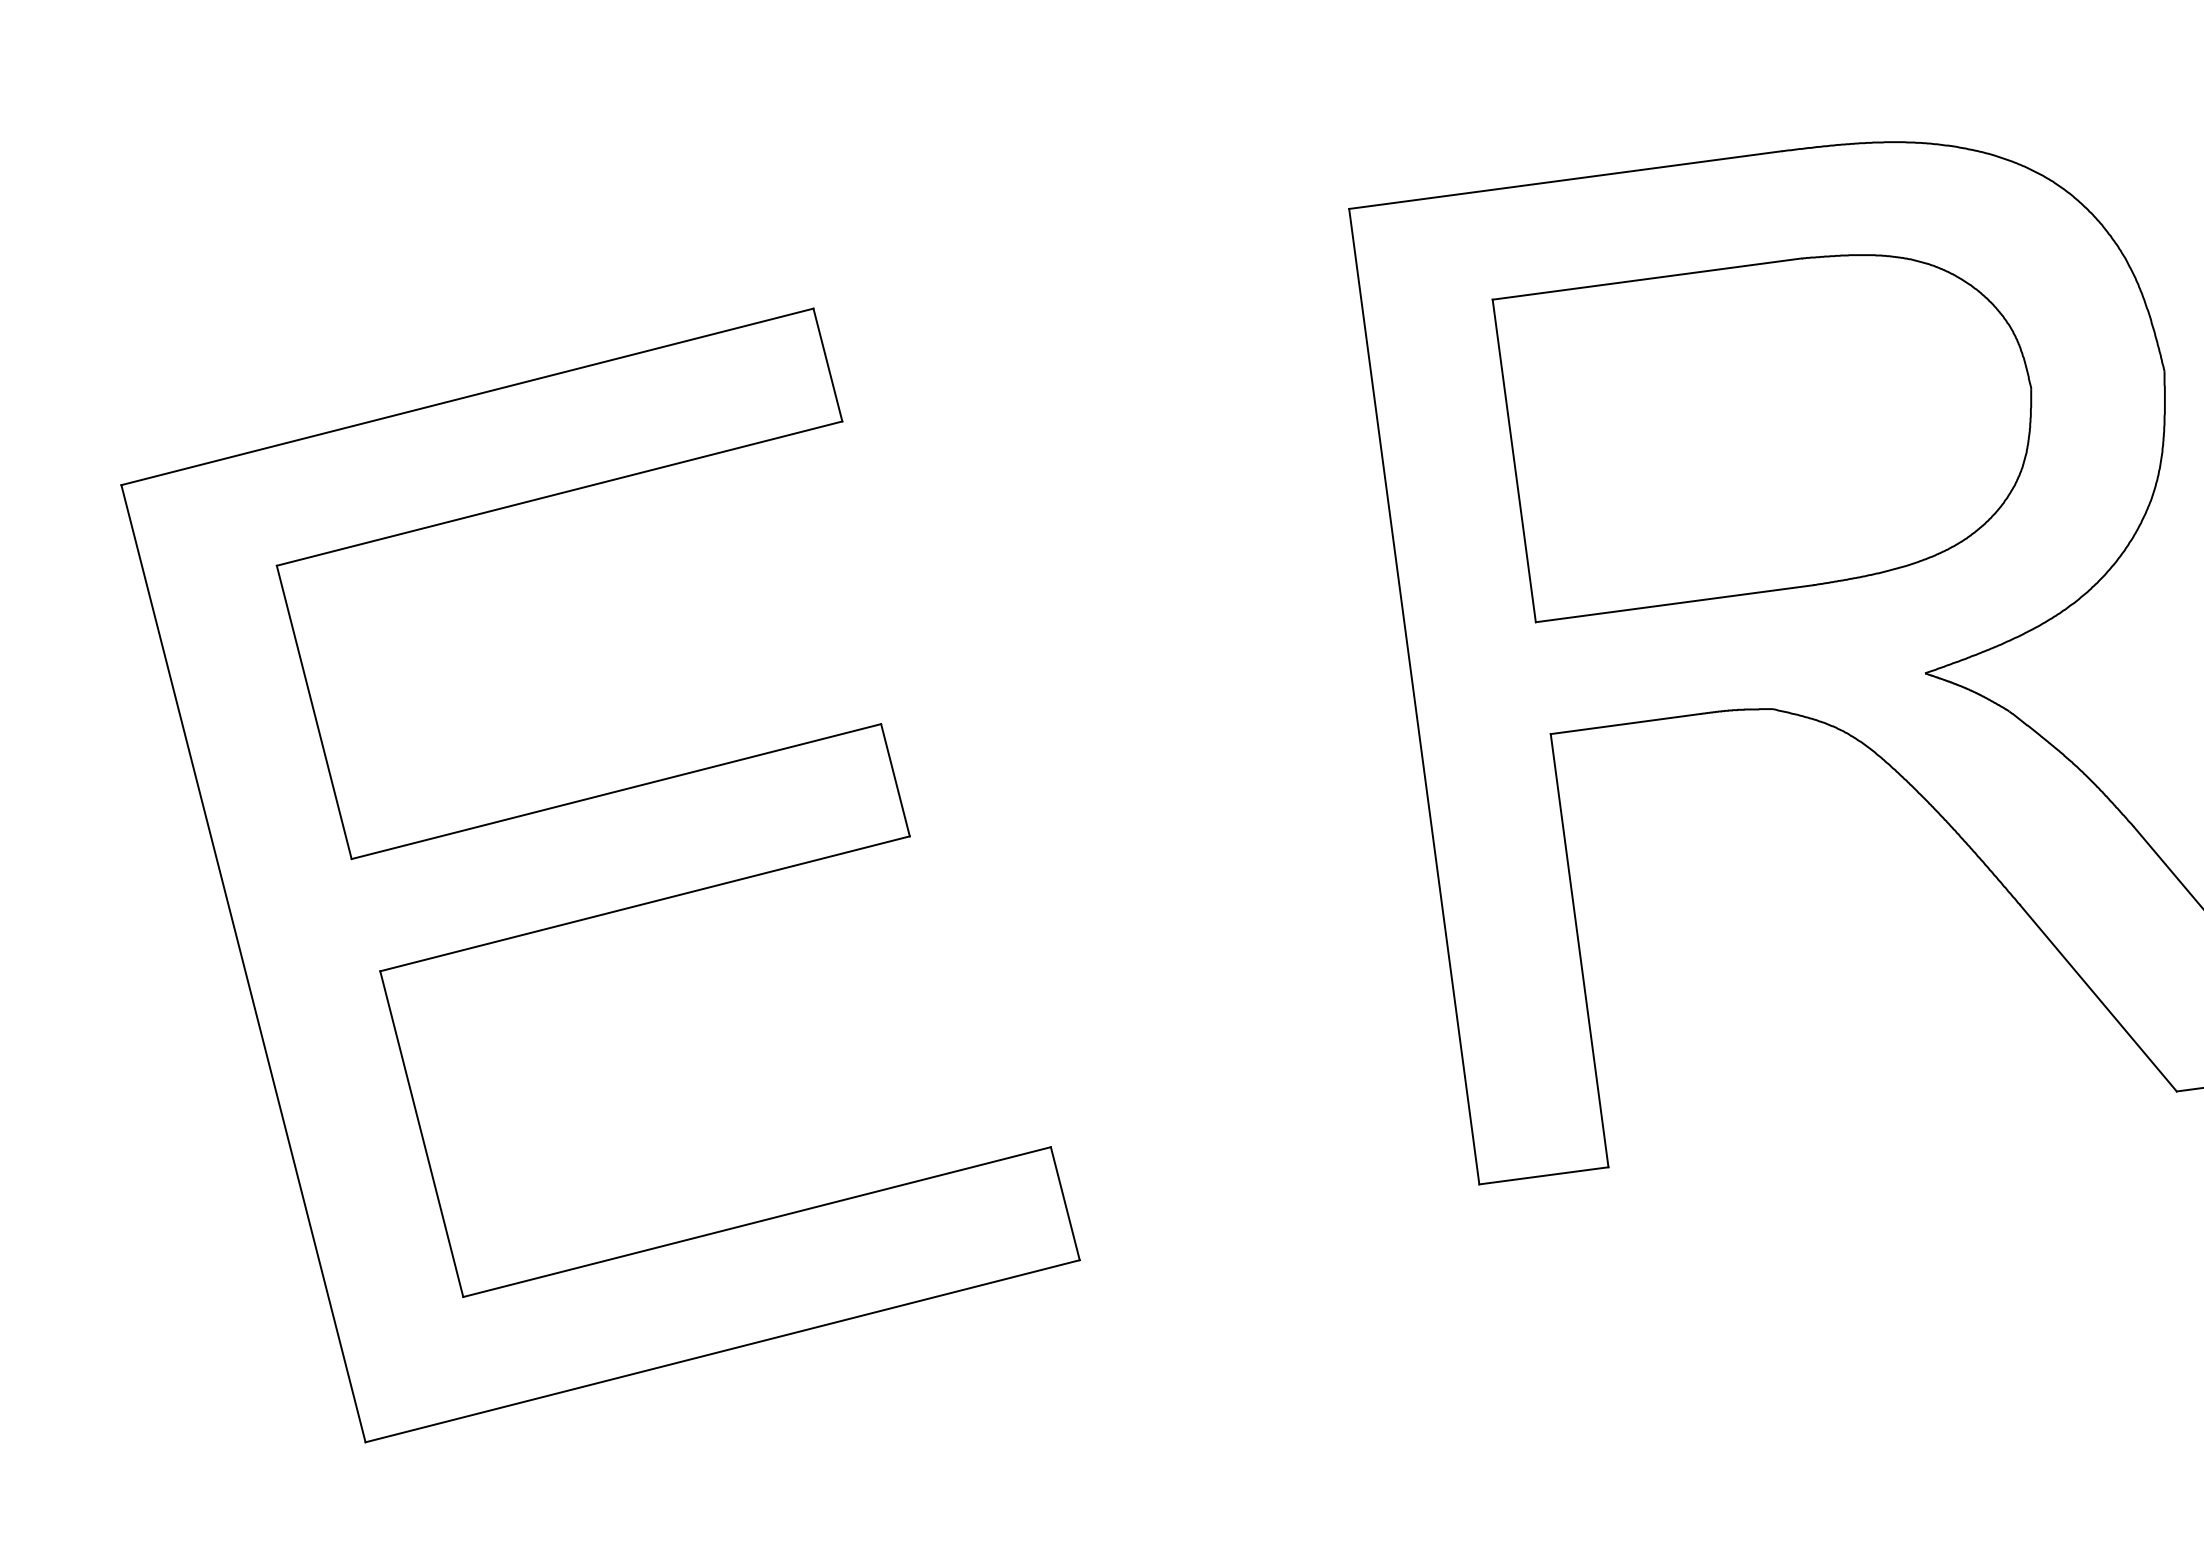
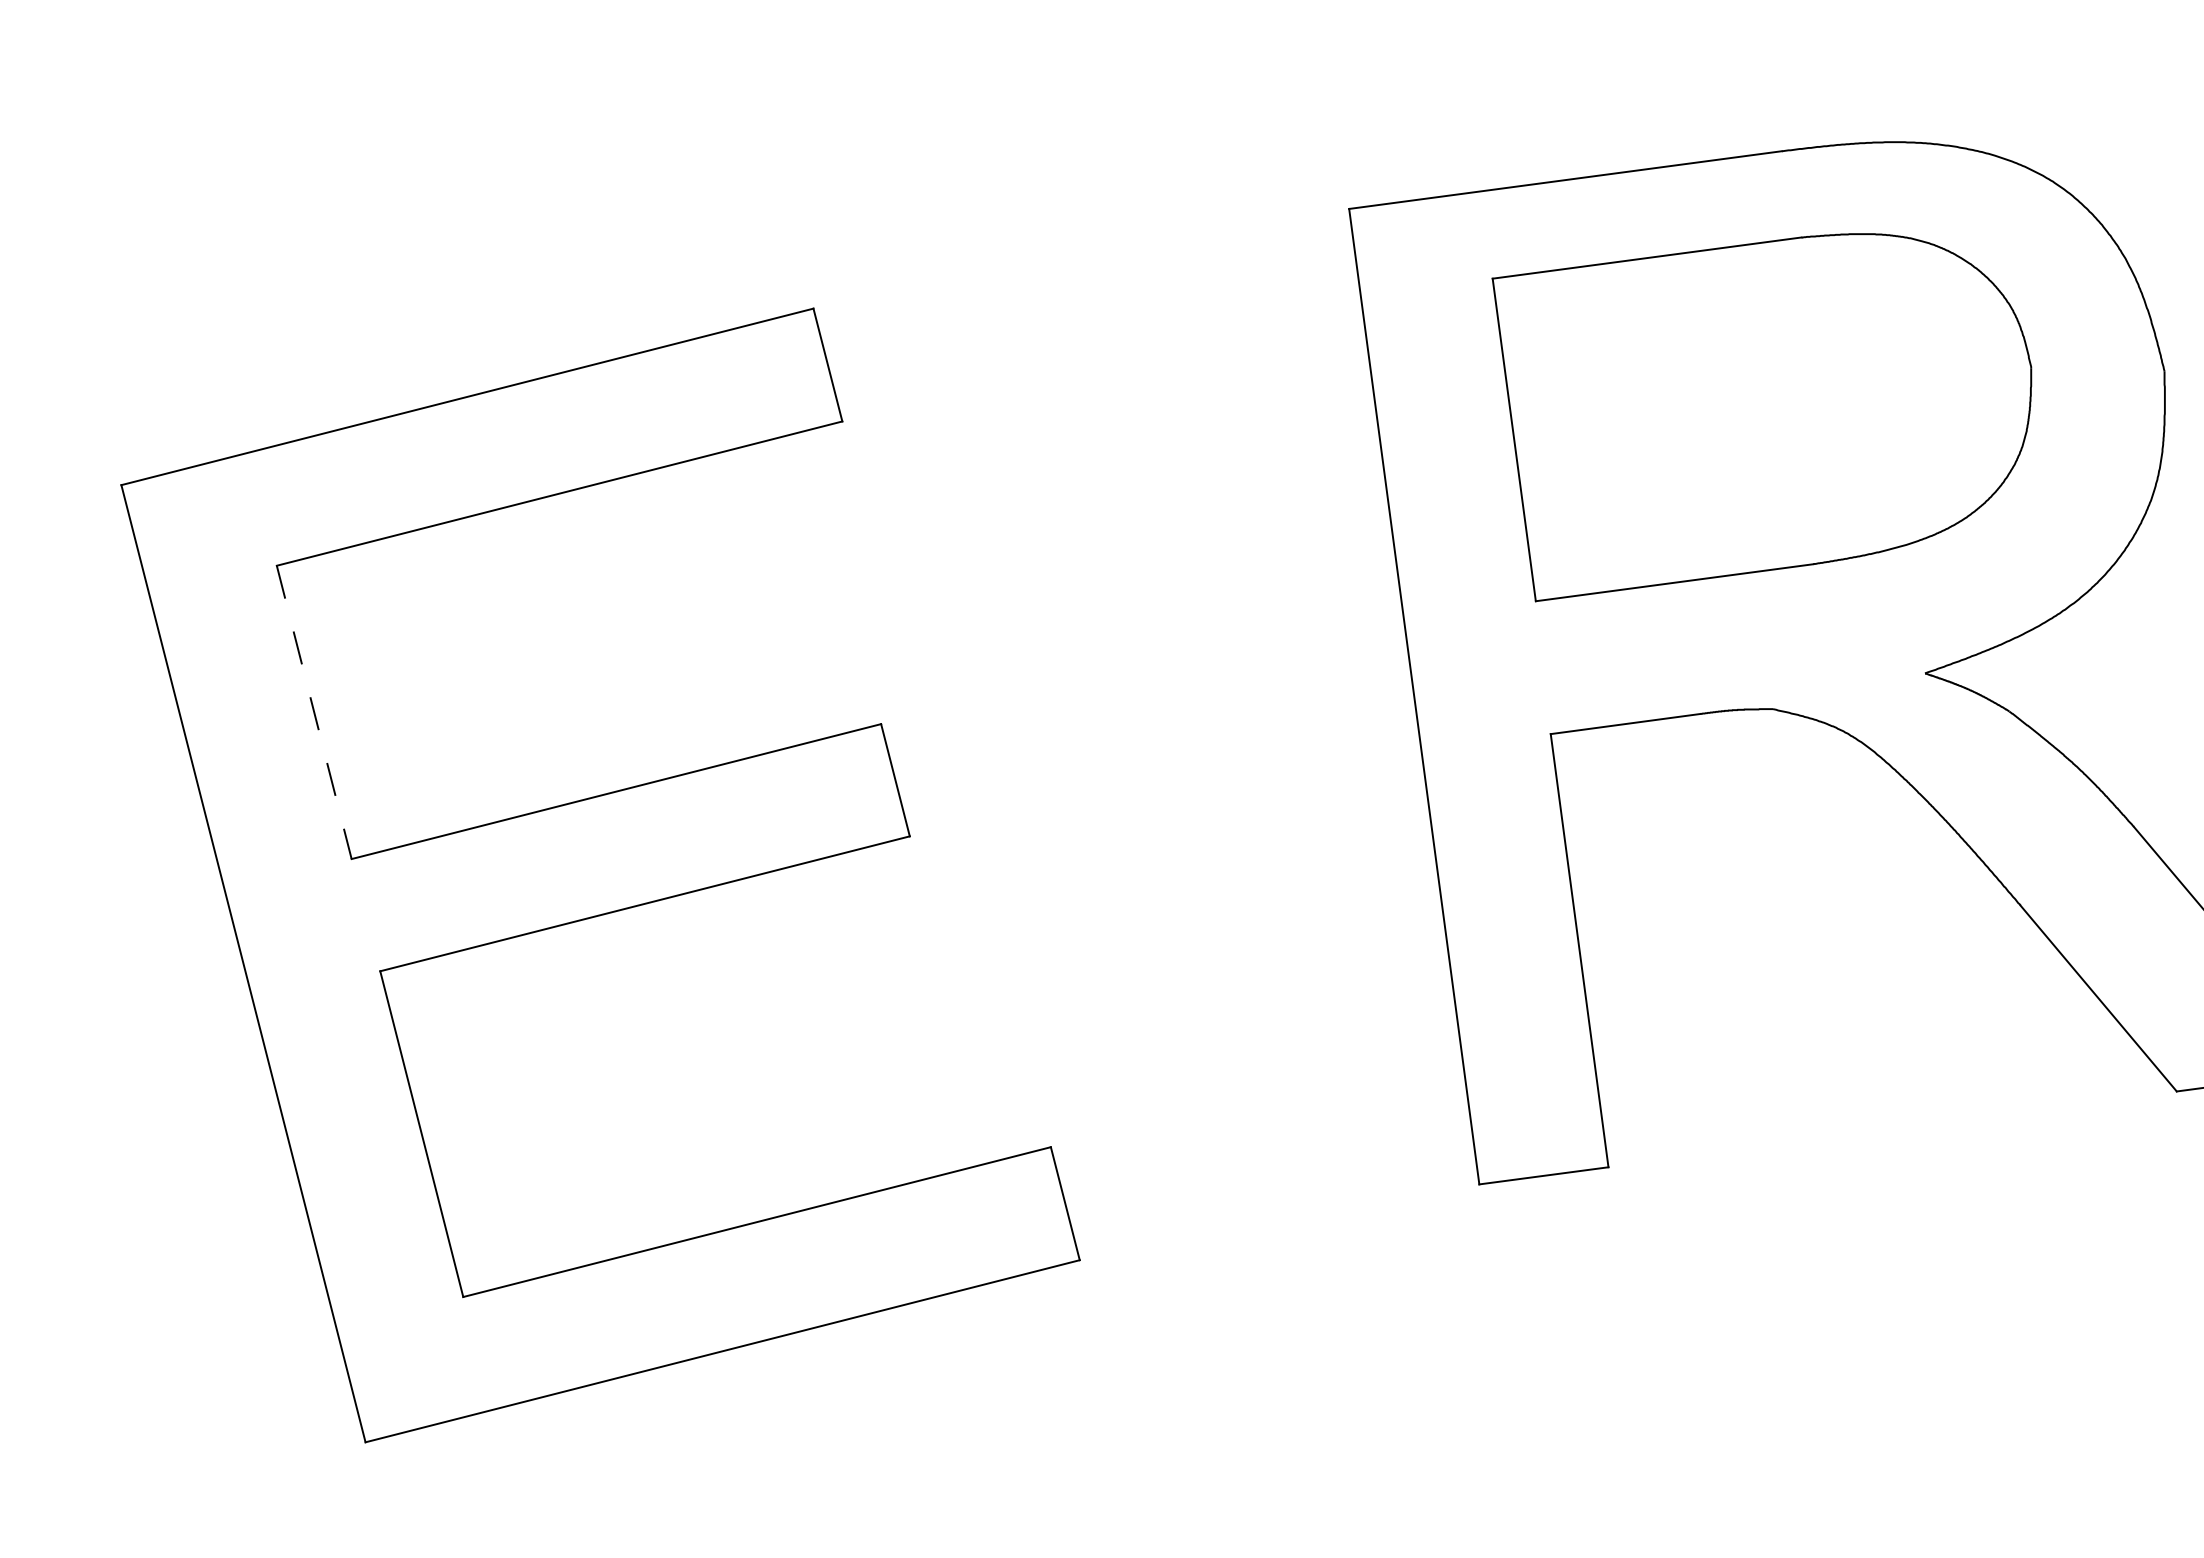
part position: (1761, 438) -> (1761, 417) (1761, 417)
line: solid -> dashed (314, 712)
